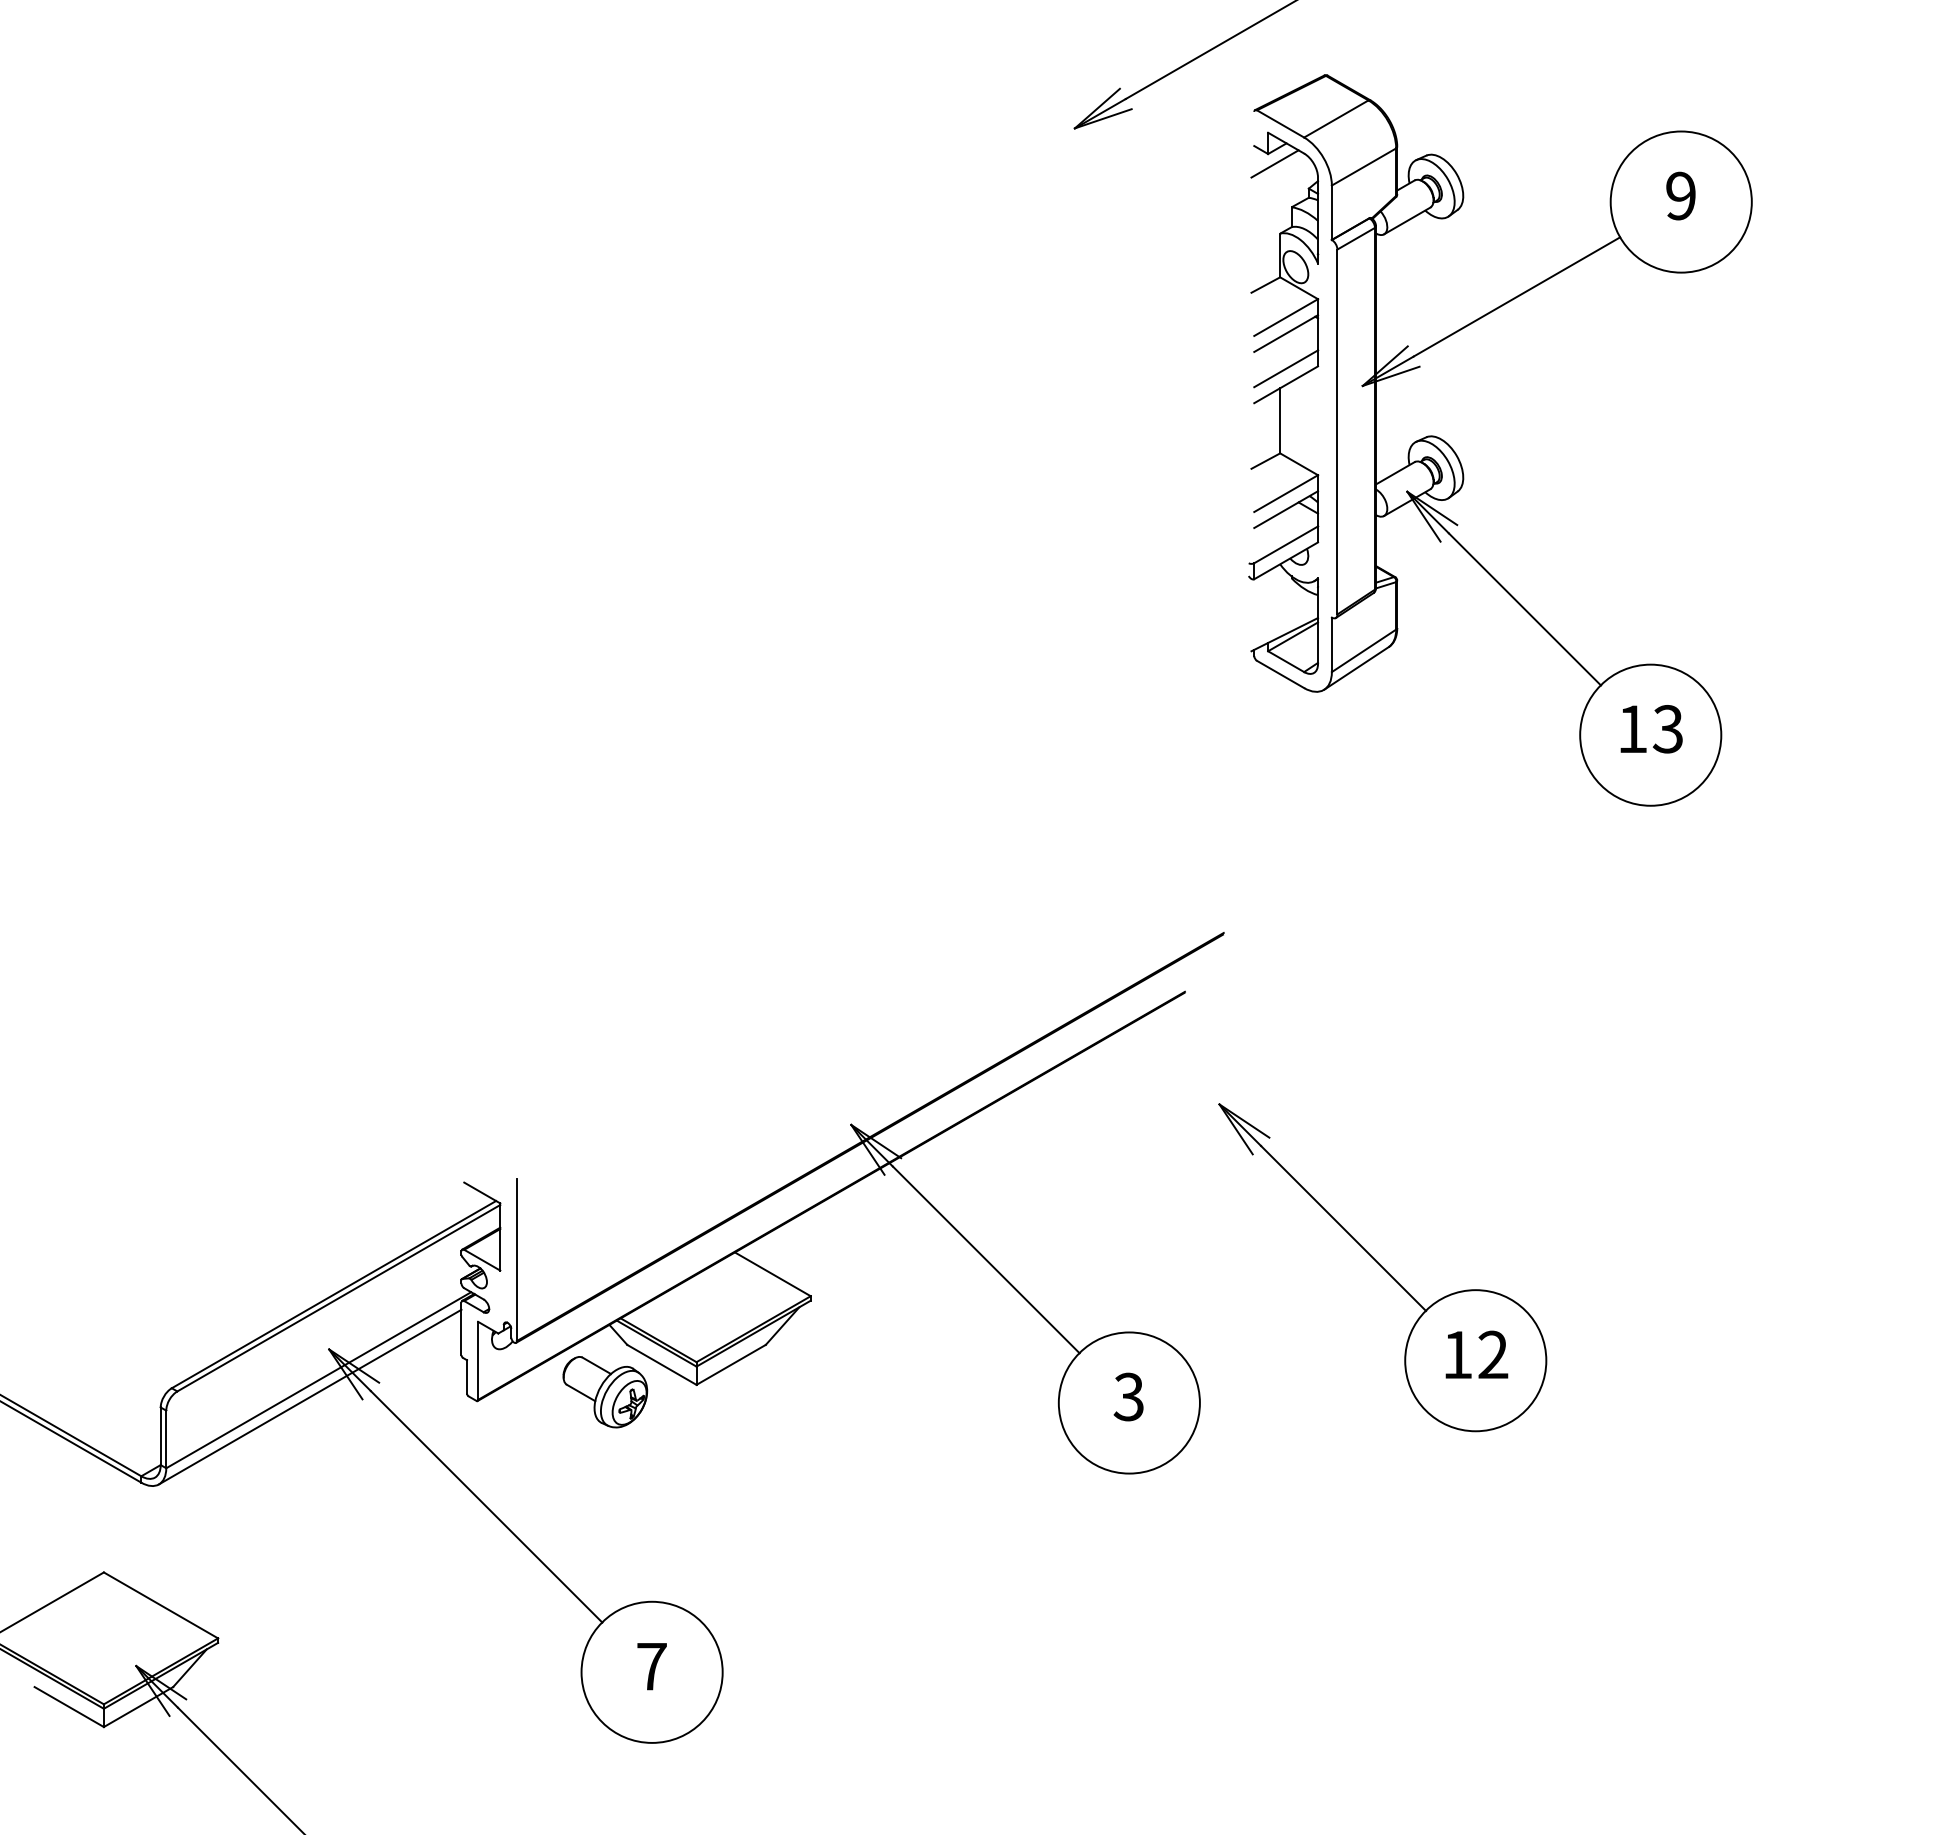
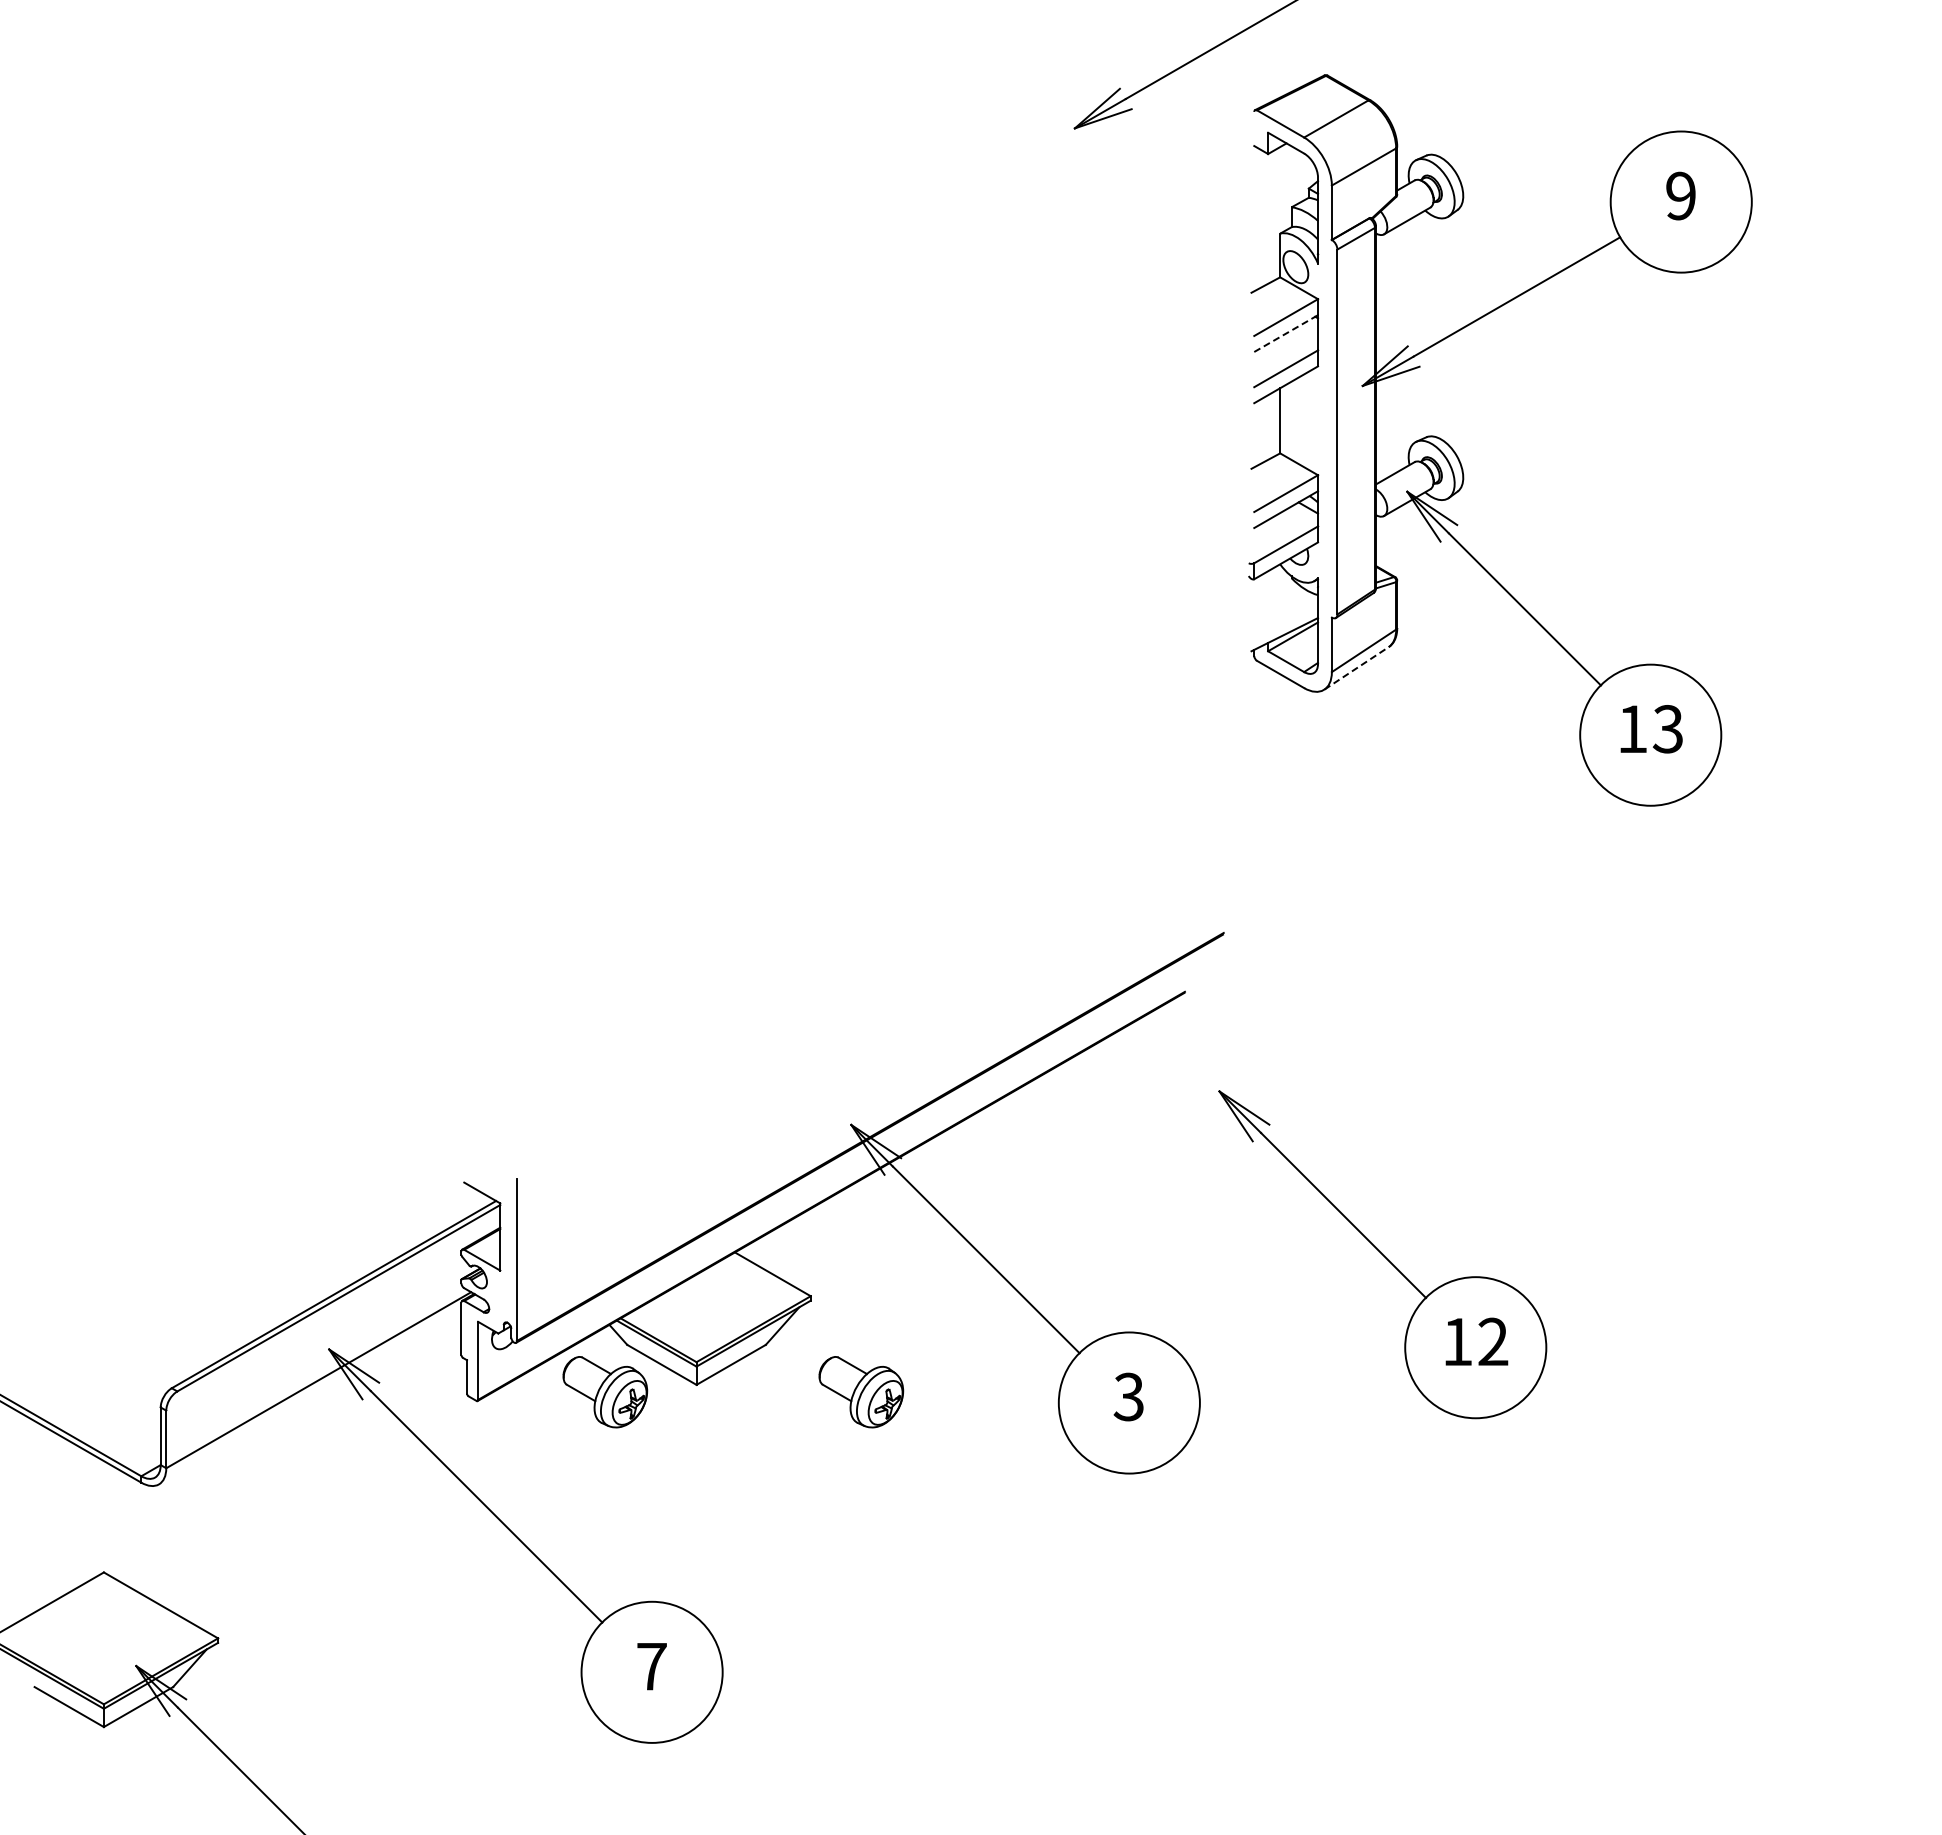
line: present -> none (1274, 163)
line: solid -> dashed (1286, 333)
line: solid -> dashed (1356, 668)
part position: (1382, 1267) -> (1382, 1254) (1382, 1254)
part: none -> present (861, 1392)
line: present -> none (309, 1396)
